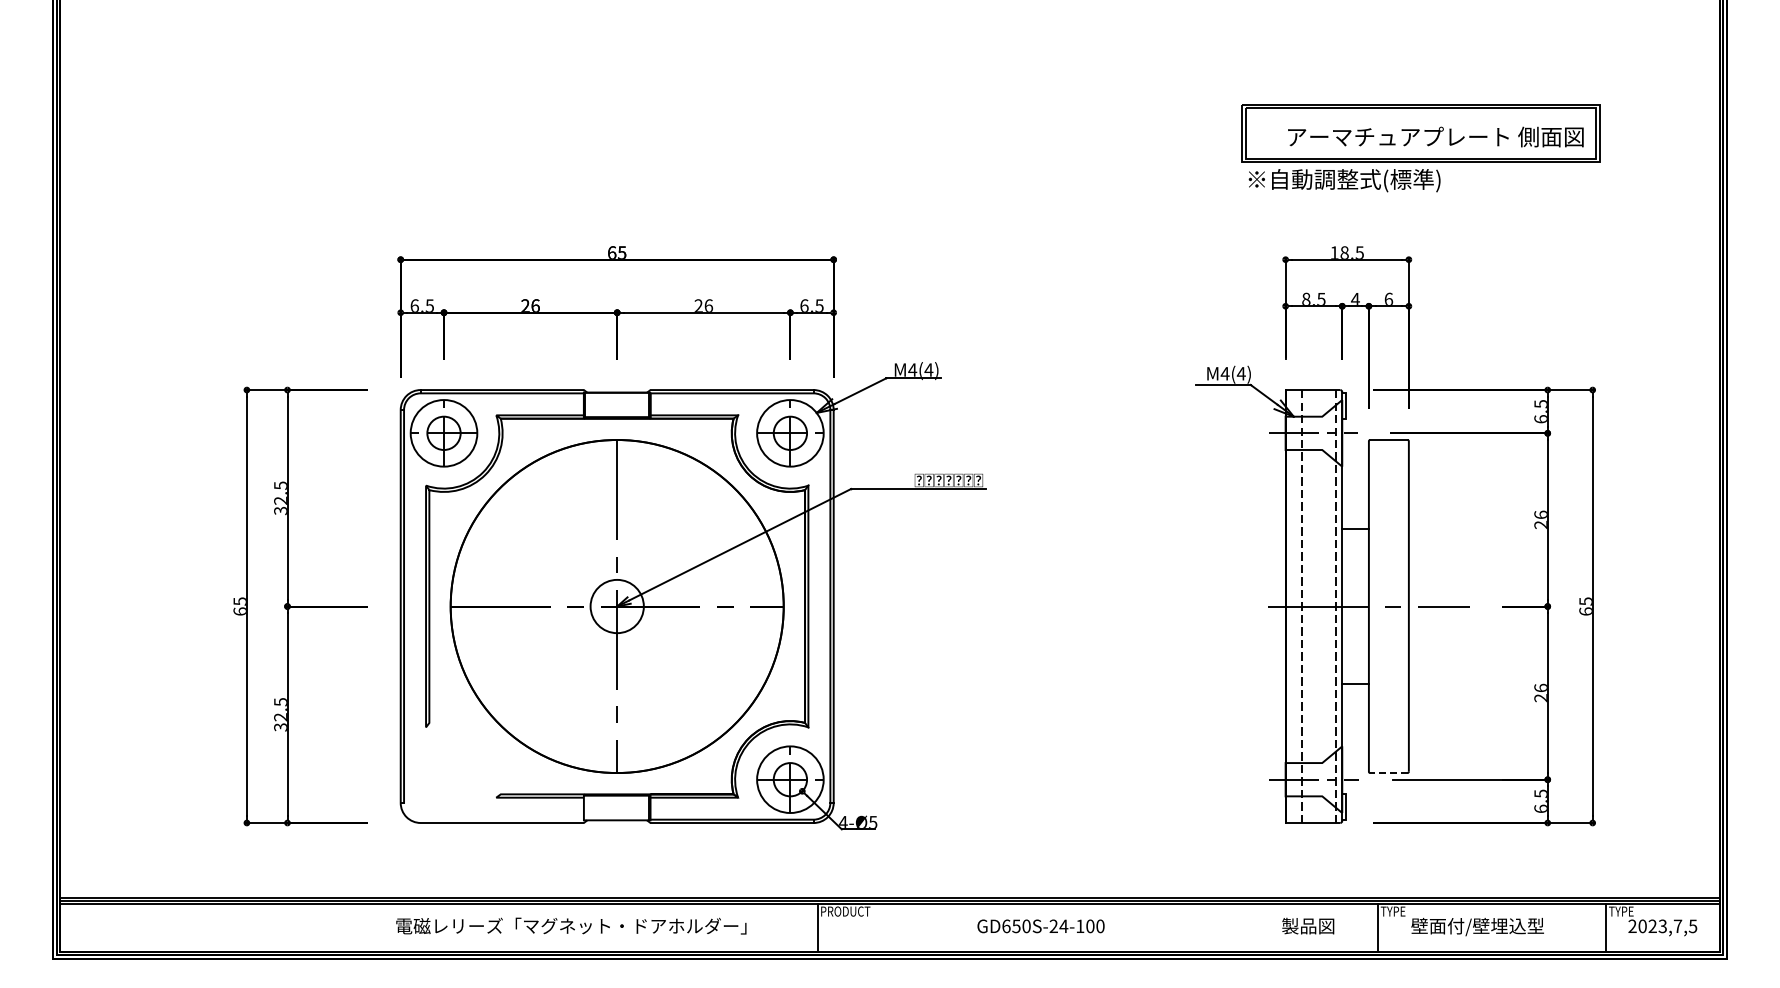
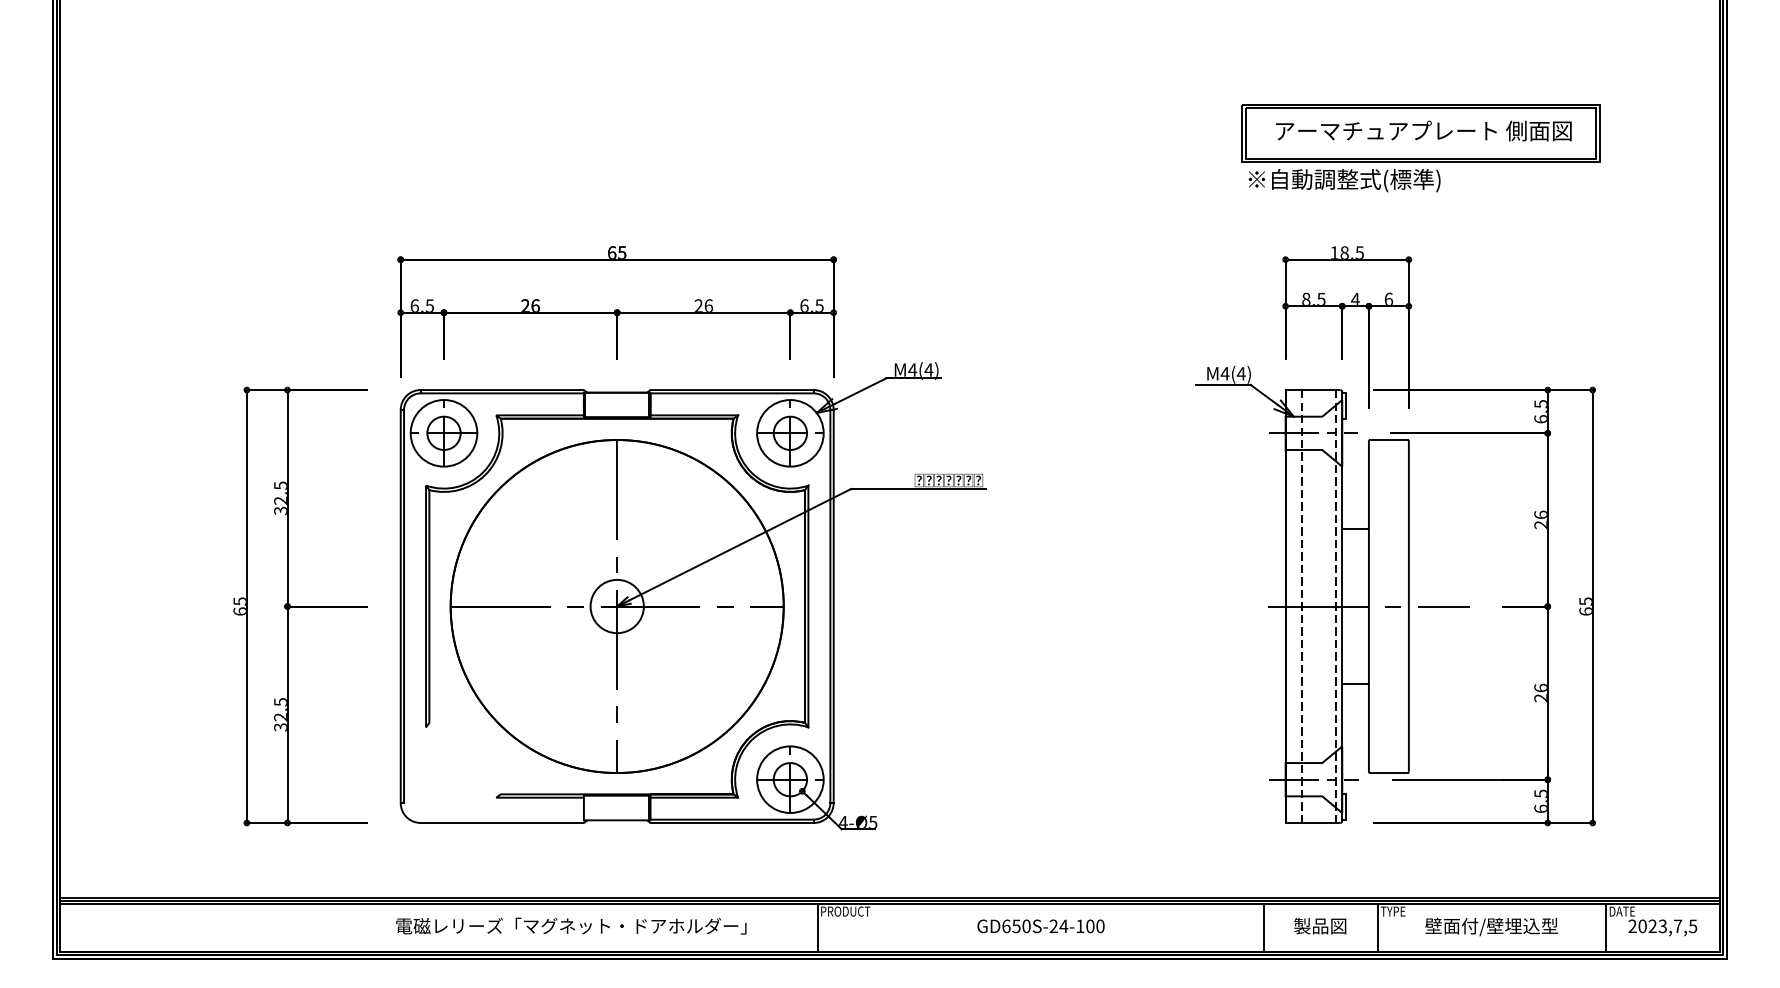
text position: (1435, 136) -> (1423, 130) (1423, 130)
line: dashed -> solid (1388, 773)
text: TYPE -> DATE (1621, 911)
text position: (1308, 925) -> (1320, 925) (1320, 925)
text position: (1477, 927) -> (1491, 927) (1491, 927)
line: none -> present (1263, 928)
